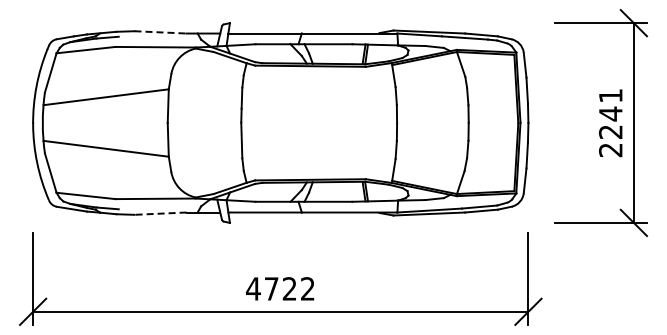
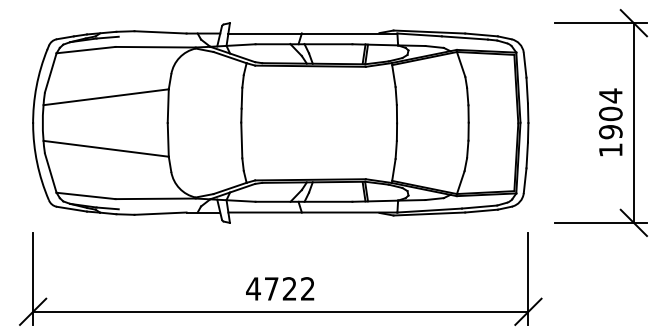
line: dashed -> solid (161, 32)
text: 2241 -> 1904 (610, 122)
line: dashed -> solid (160, 213)
